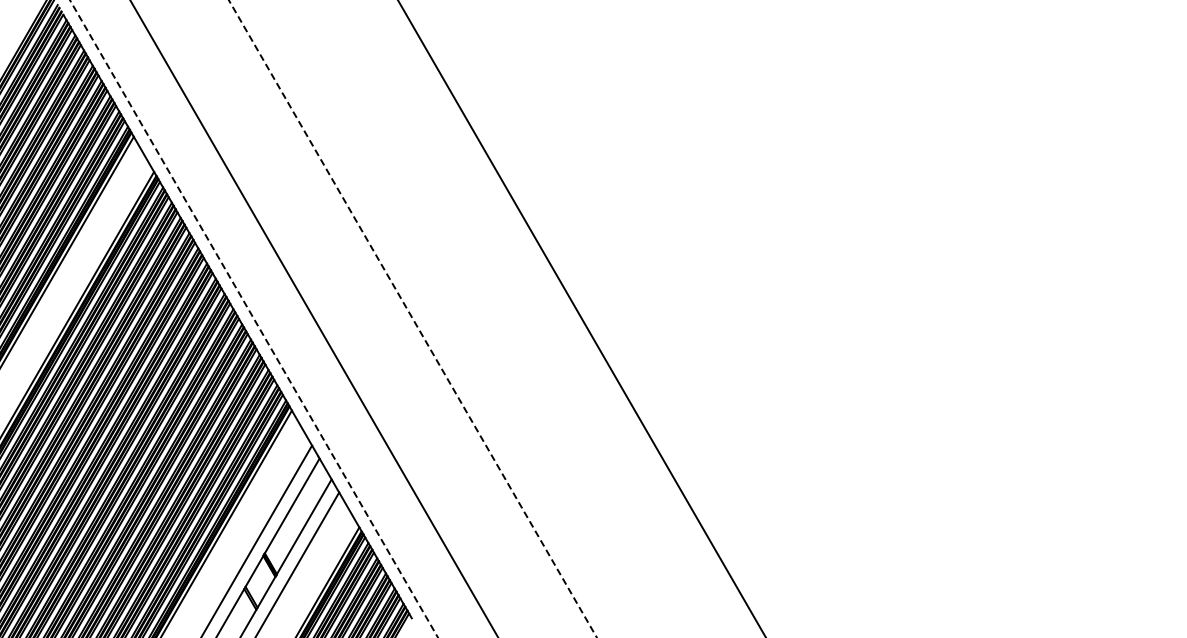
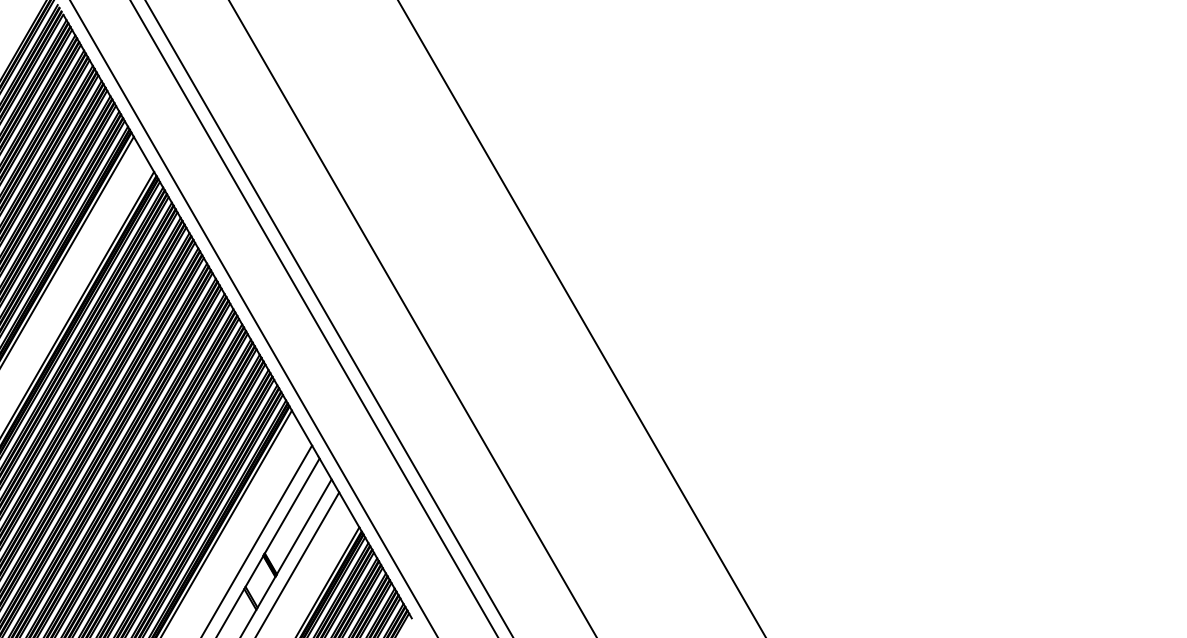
line: dashed -> solid (253, 318)
line: none -> present (328, 318)
line: dashed -> solid (413, 319)
